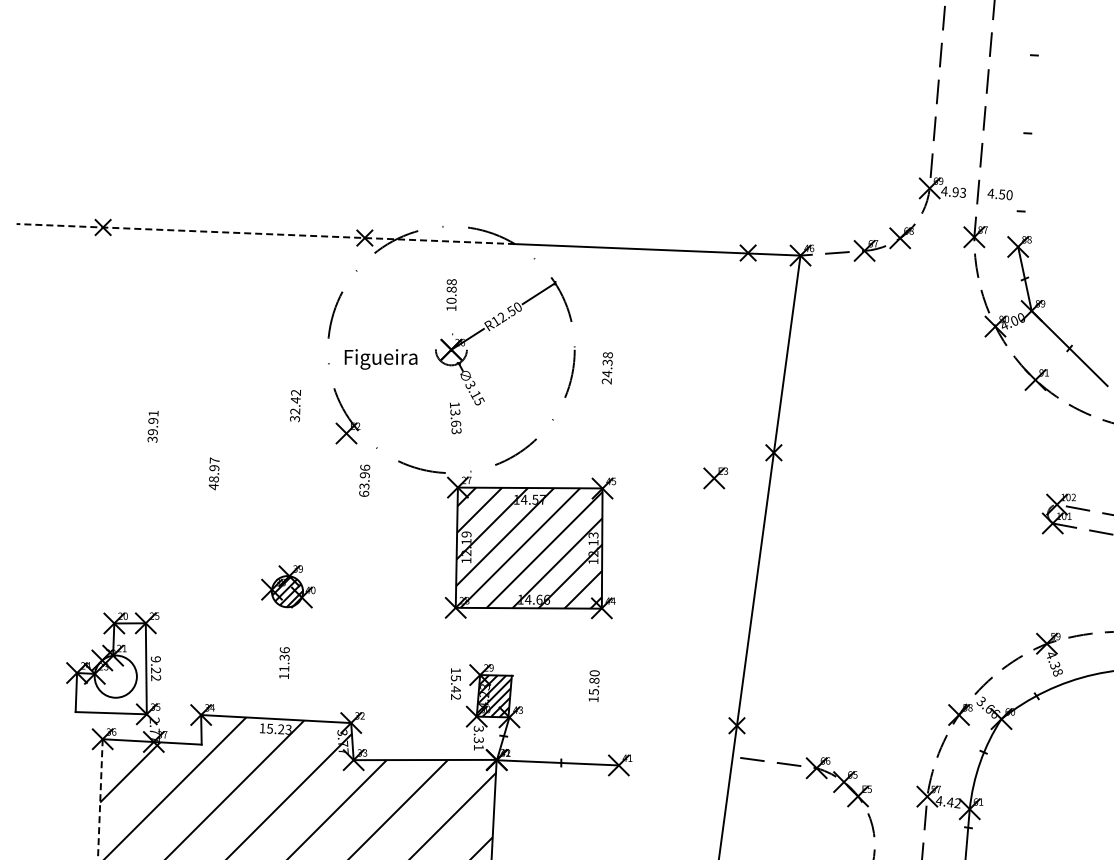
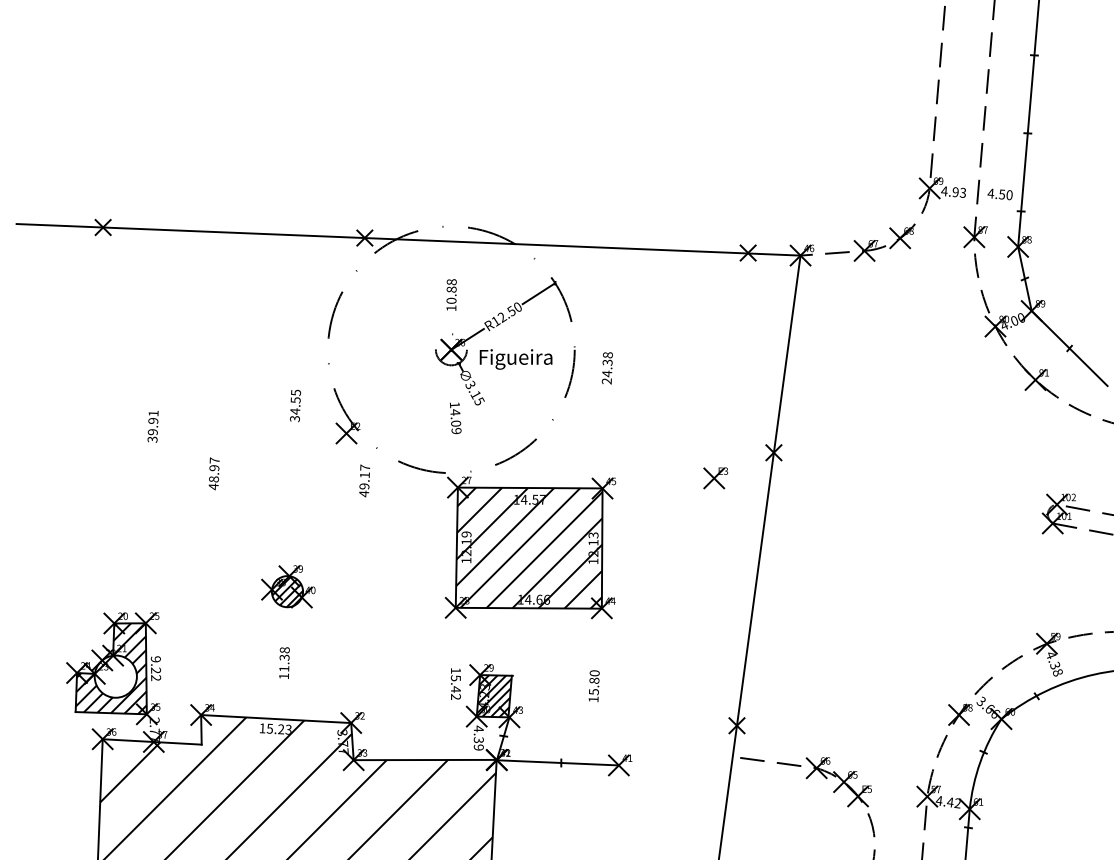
line: none -> present (1028, 124)
line: dashed -> solid (265, 234)
text position: (380, 359) -> (515, 359) (515, 359)
text: 32.42 -> 34.55 (295, 401)
text: 13.63 -> 14.09 (455, 421)
text: 63.96 -> 49.17 (364, 480)
text: 11.36 -> 11.38 (284, 650)
hatch: none -> present (110, 668)
text: 3.31 -> 4.39 (478, 737)
line: dashed -> solid (100, 800)
